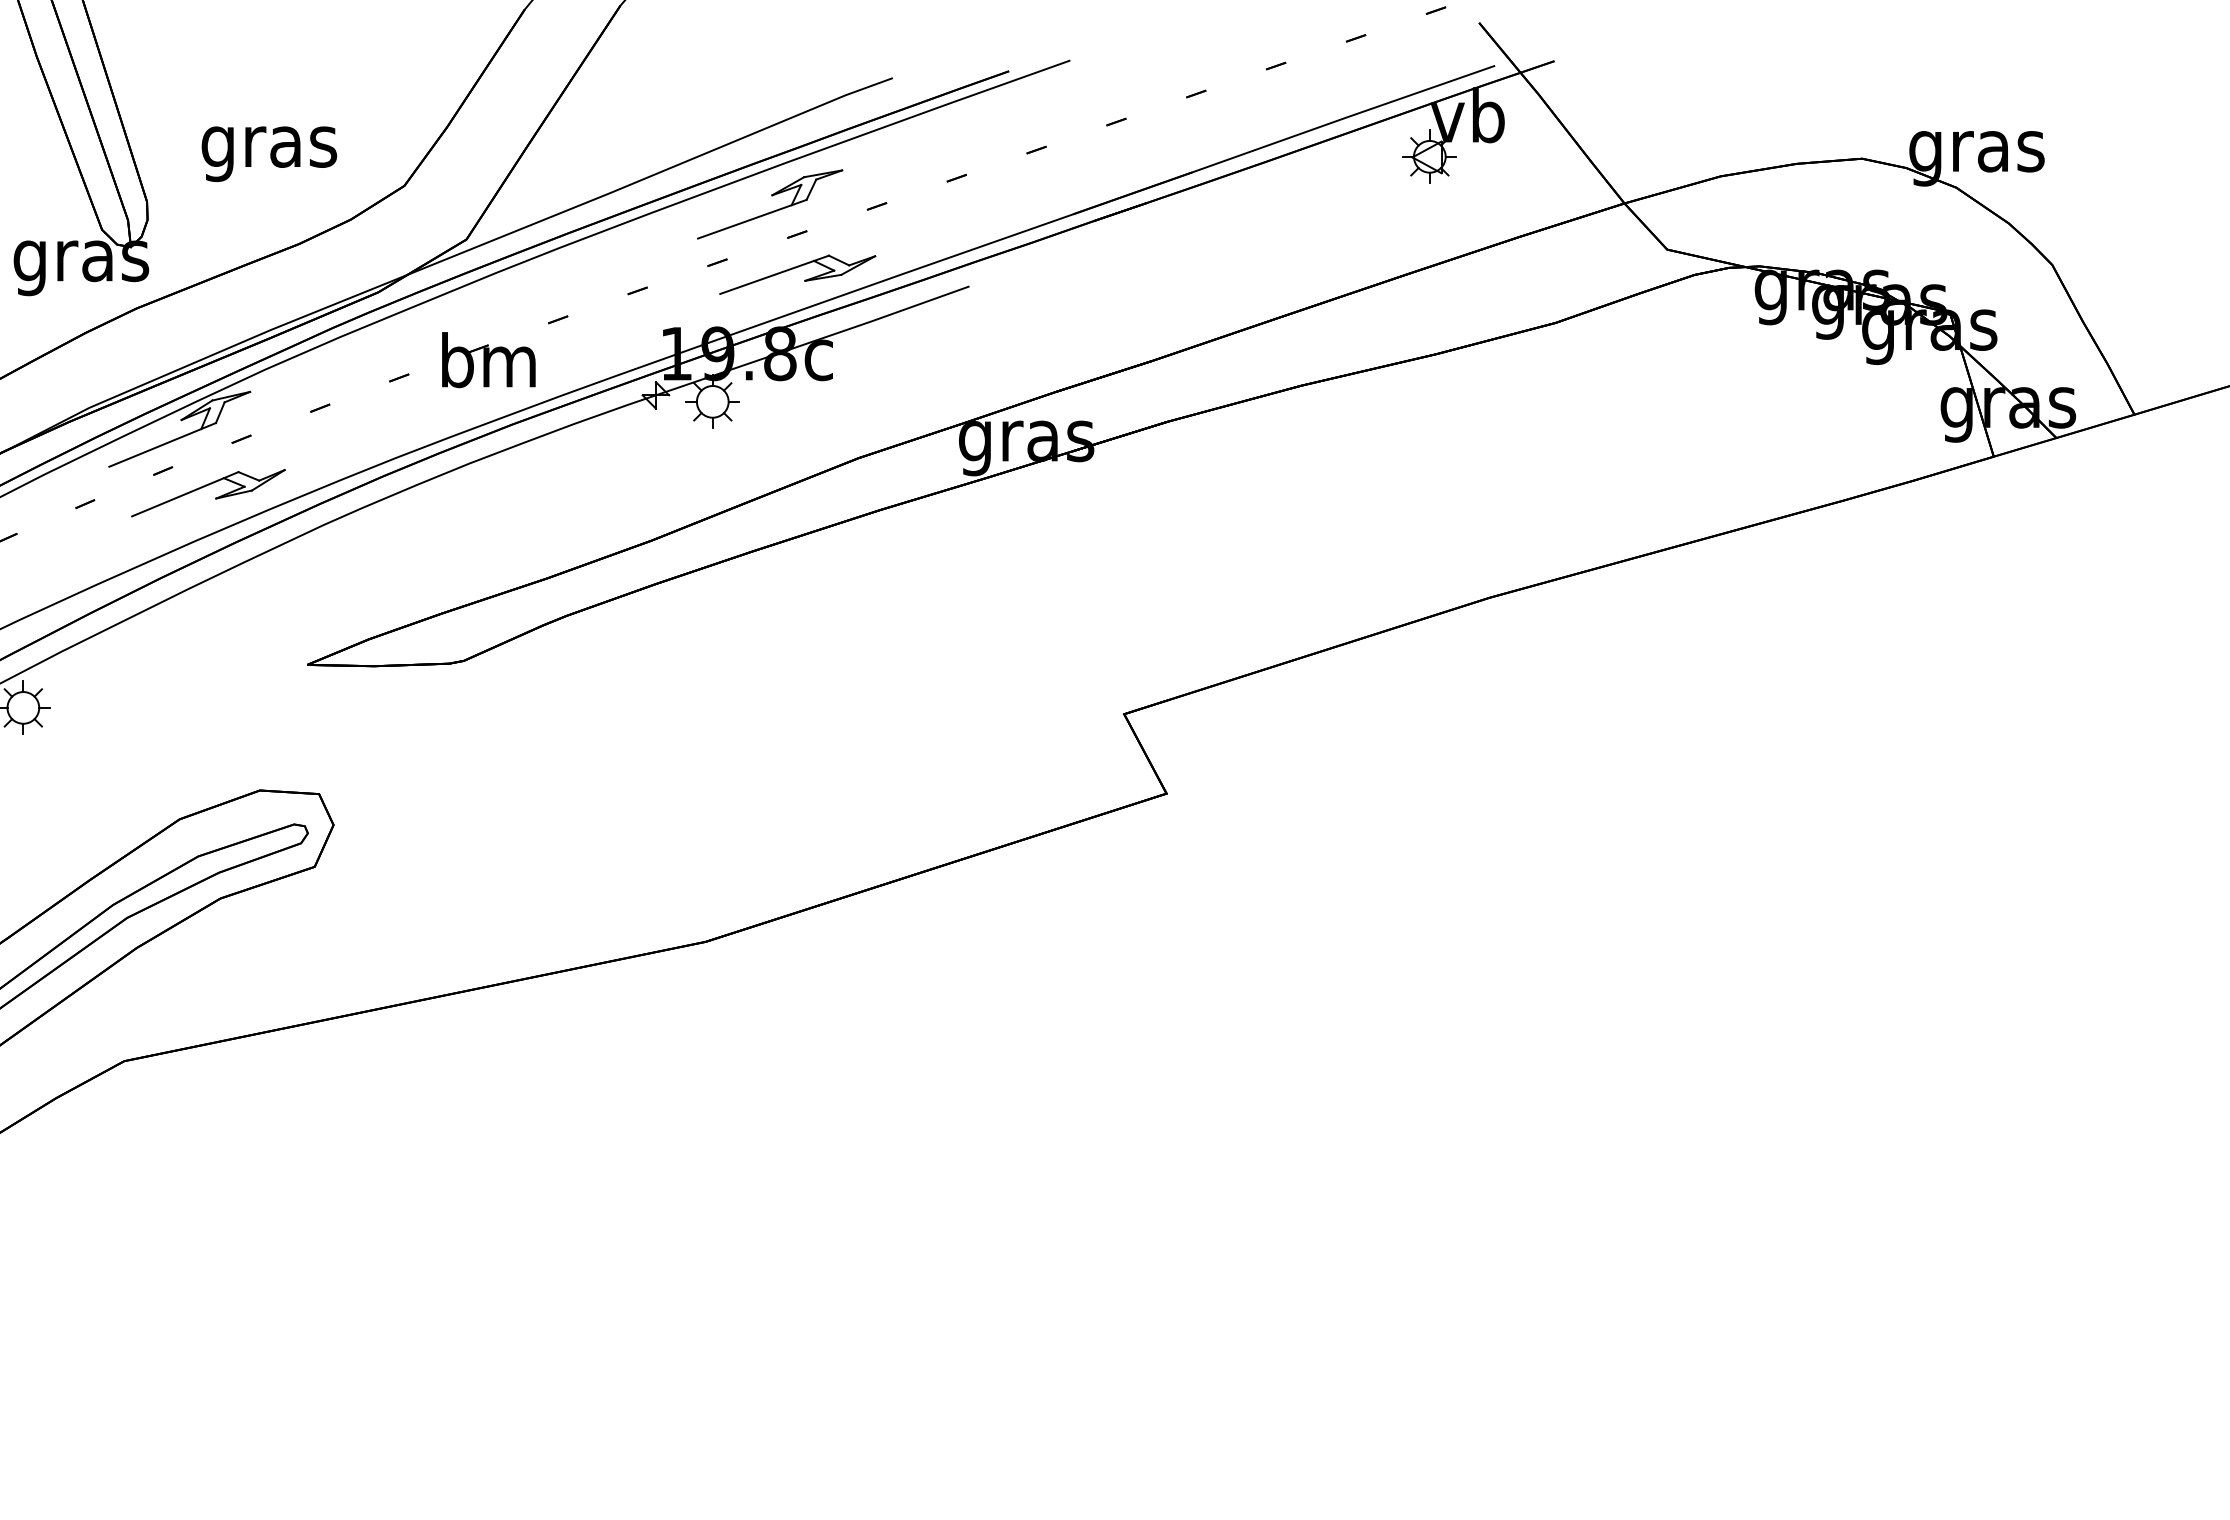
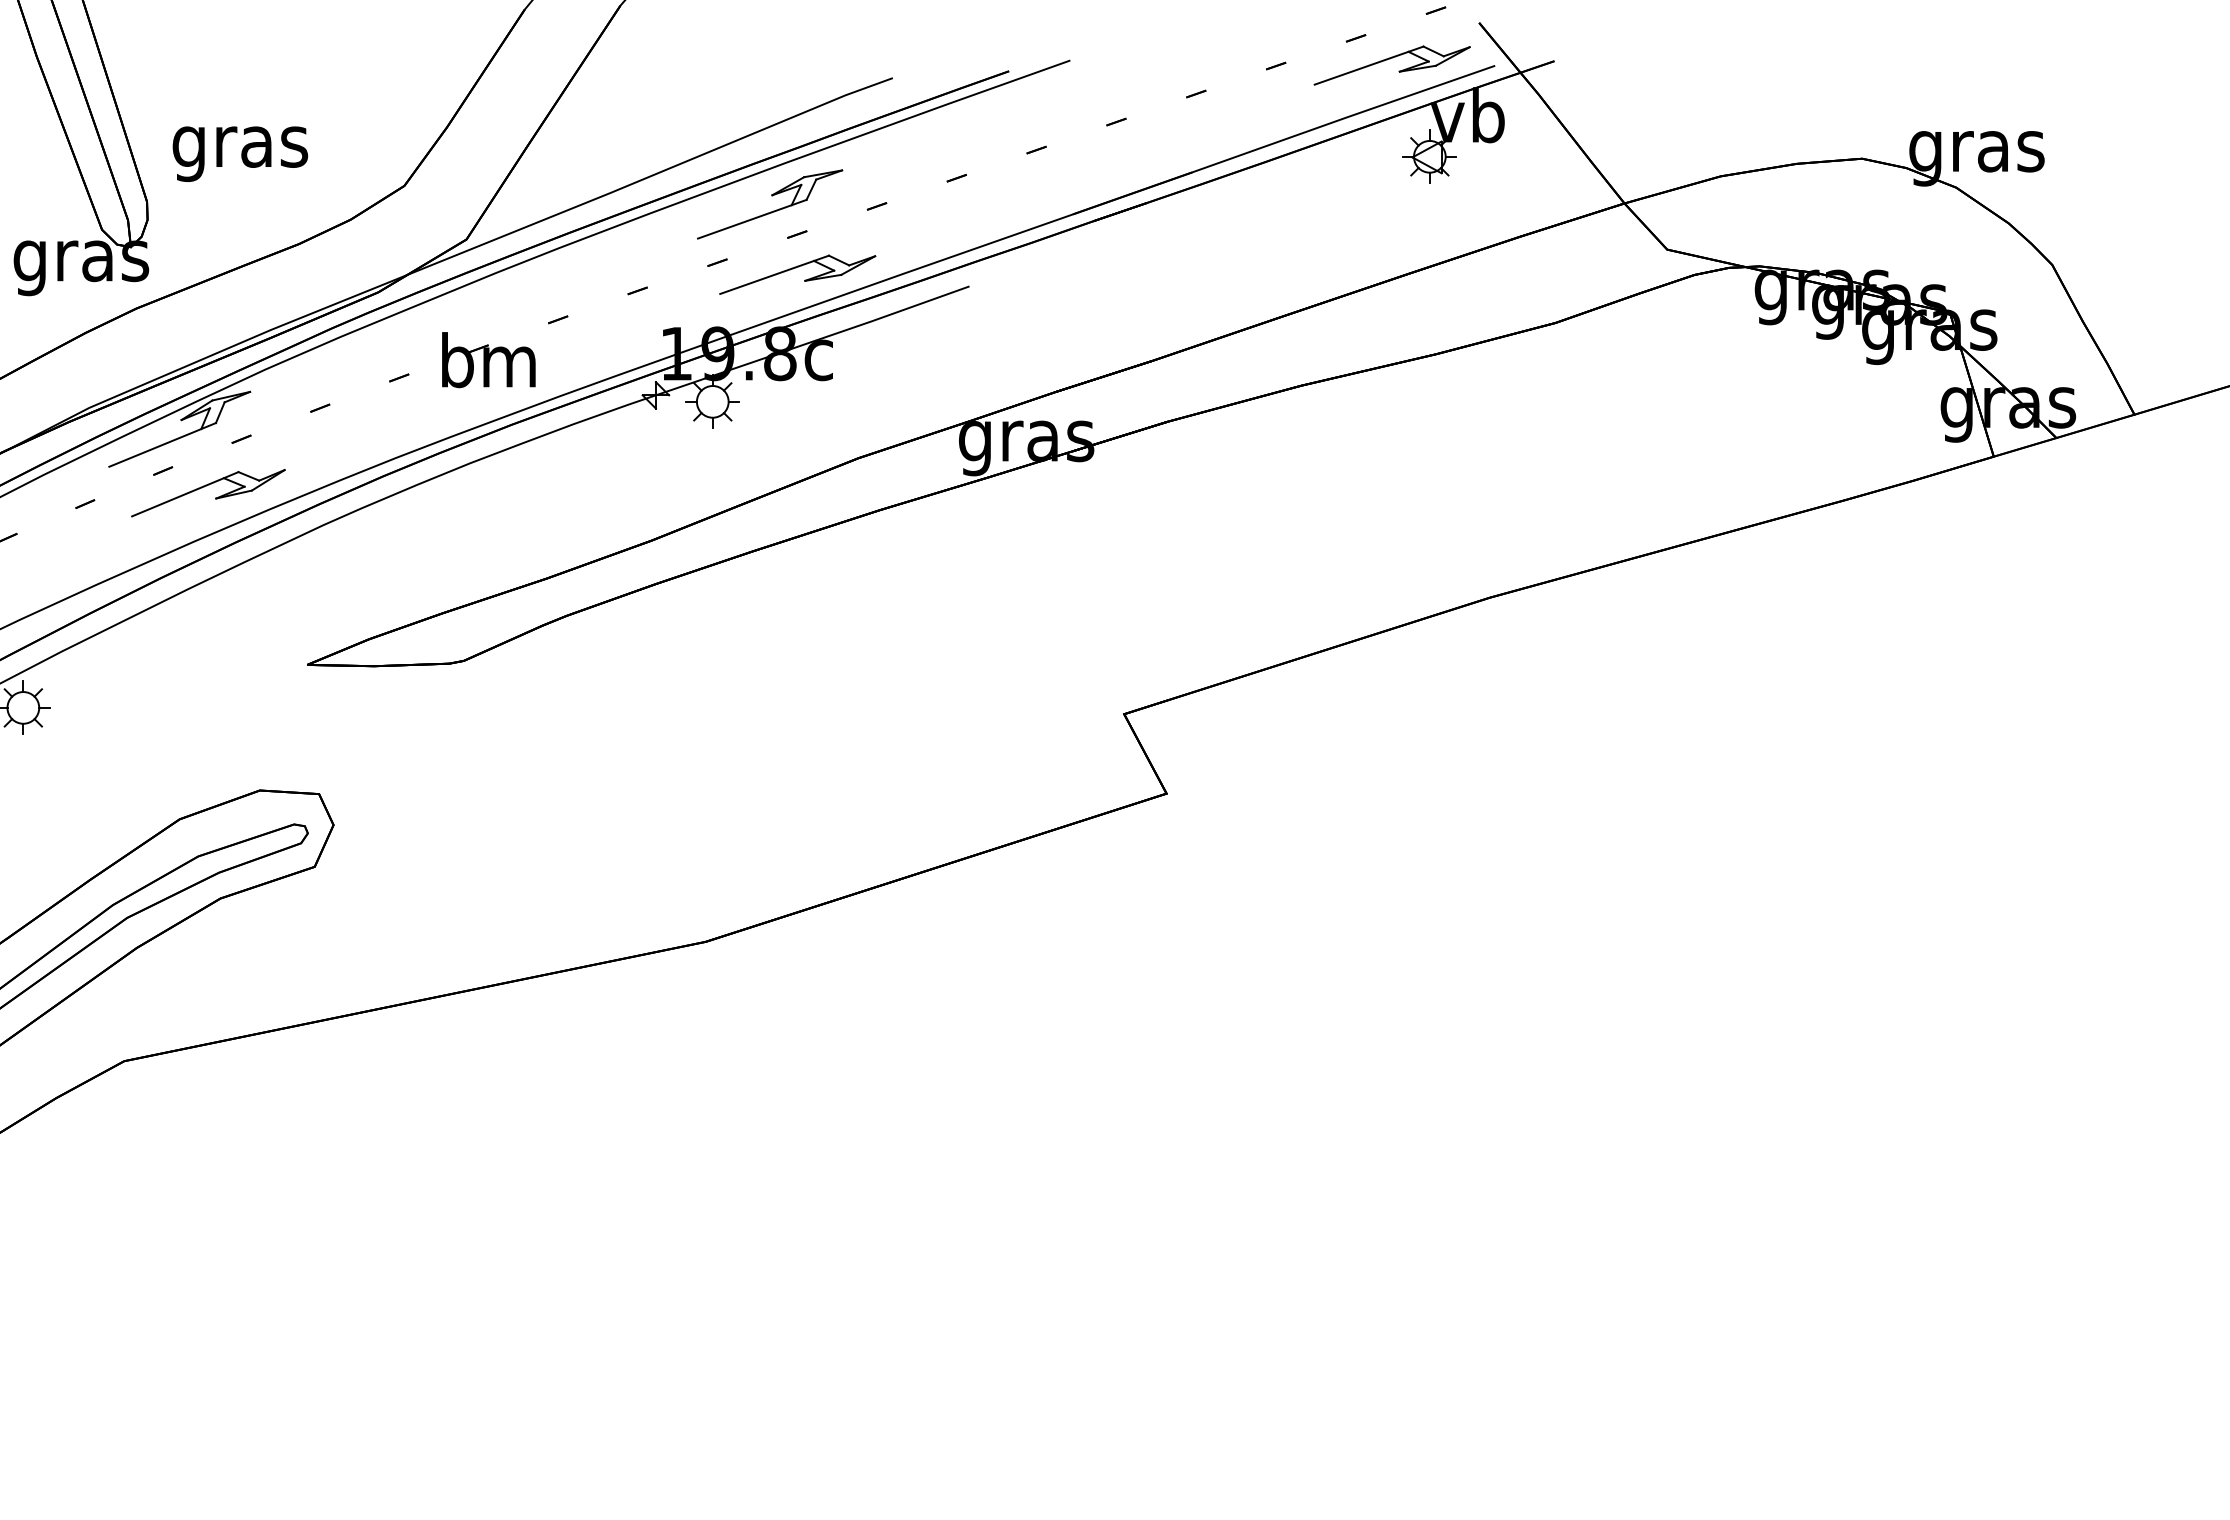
part: none -> present (1390, 59)
text position: (269, 153) -> (240, 153) (240, 153)
